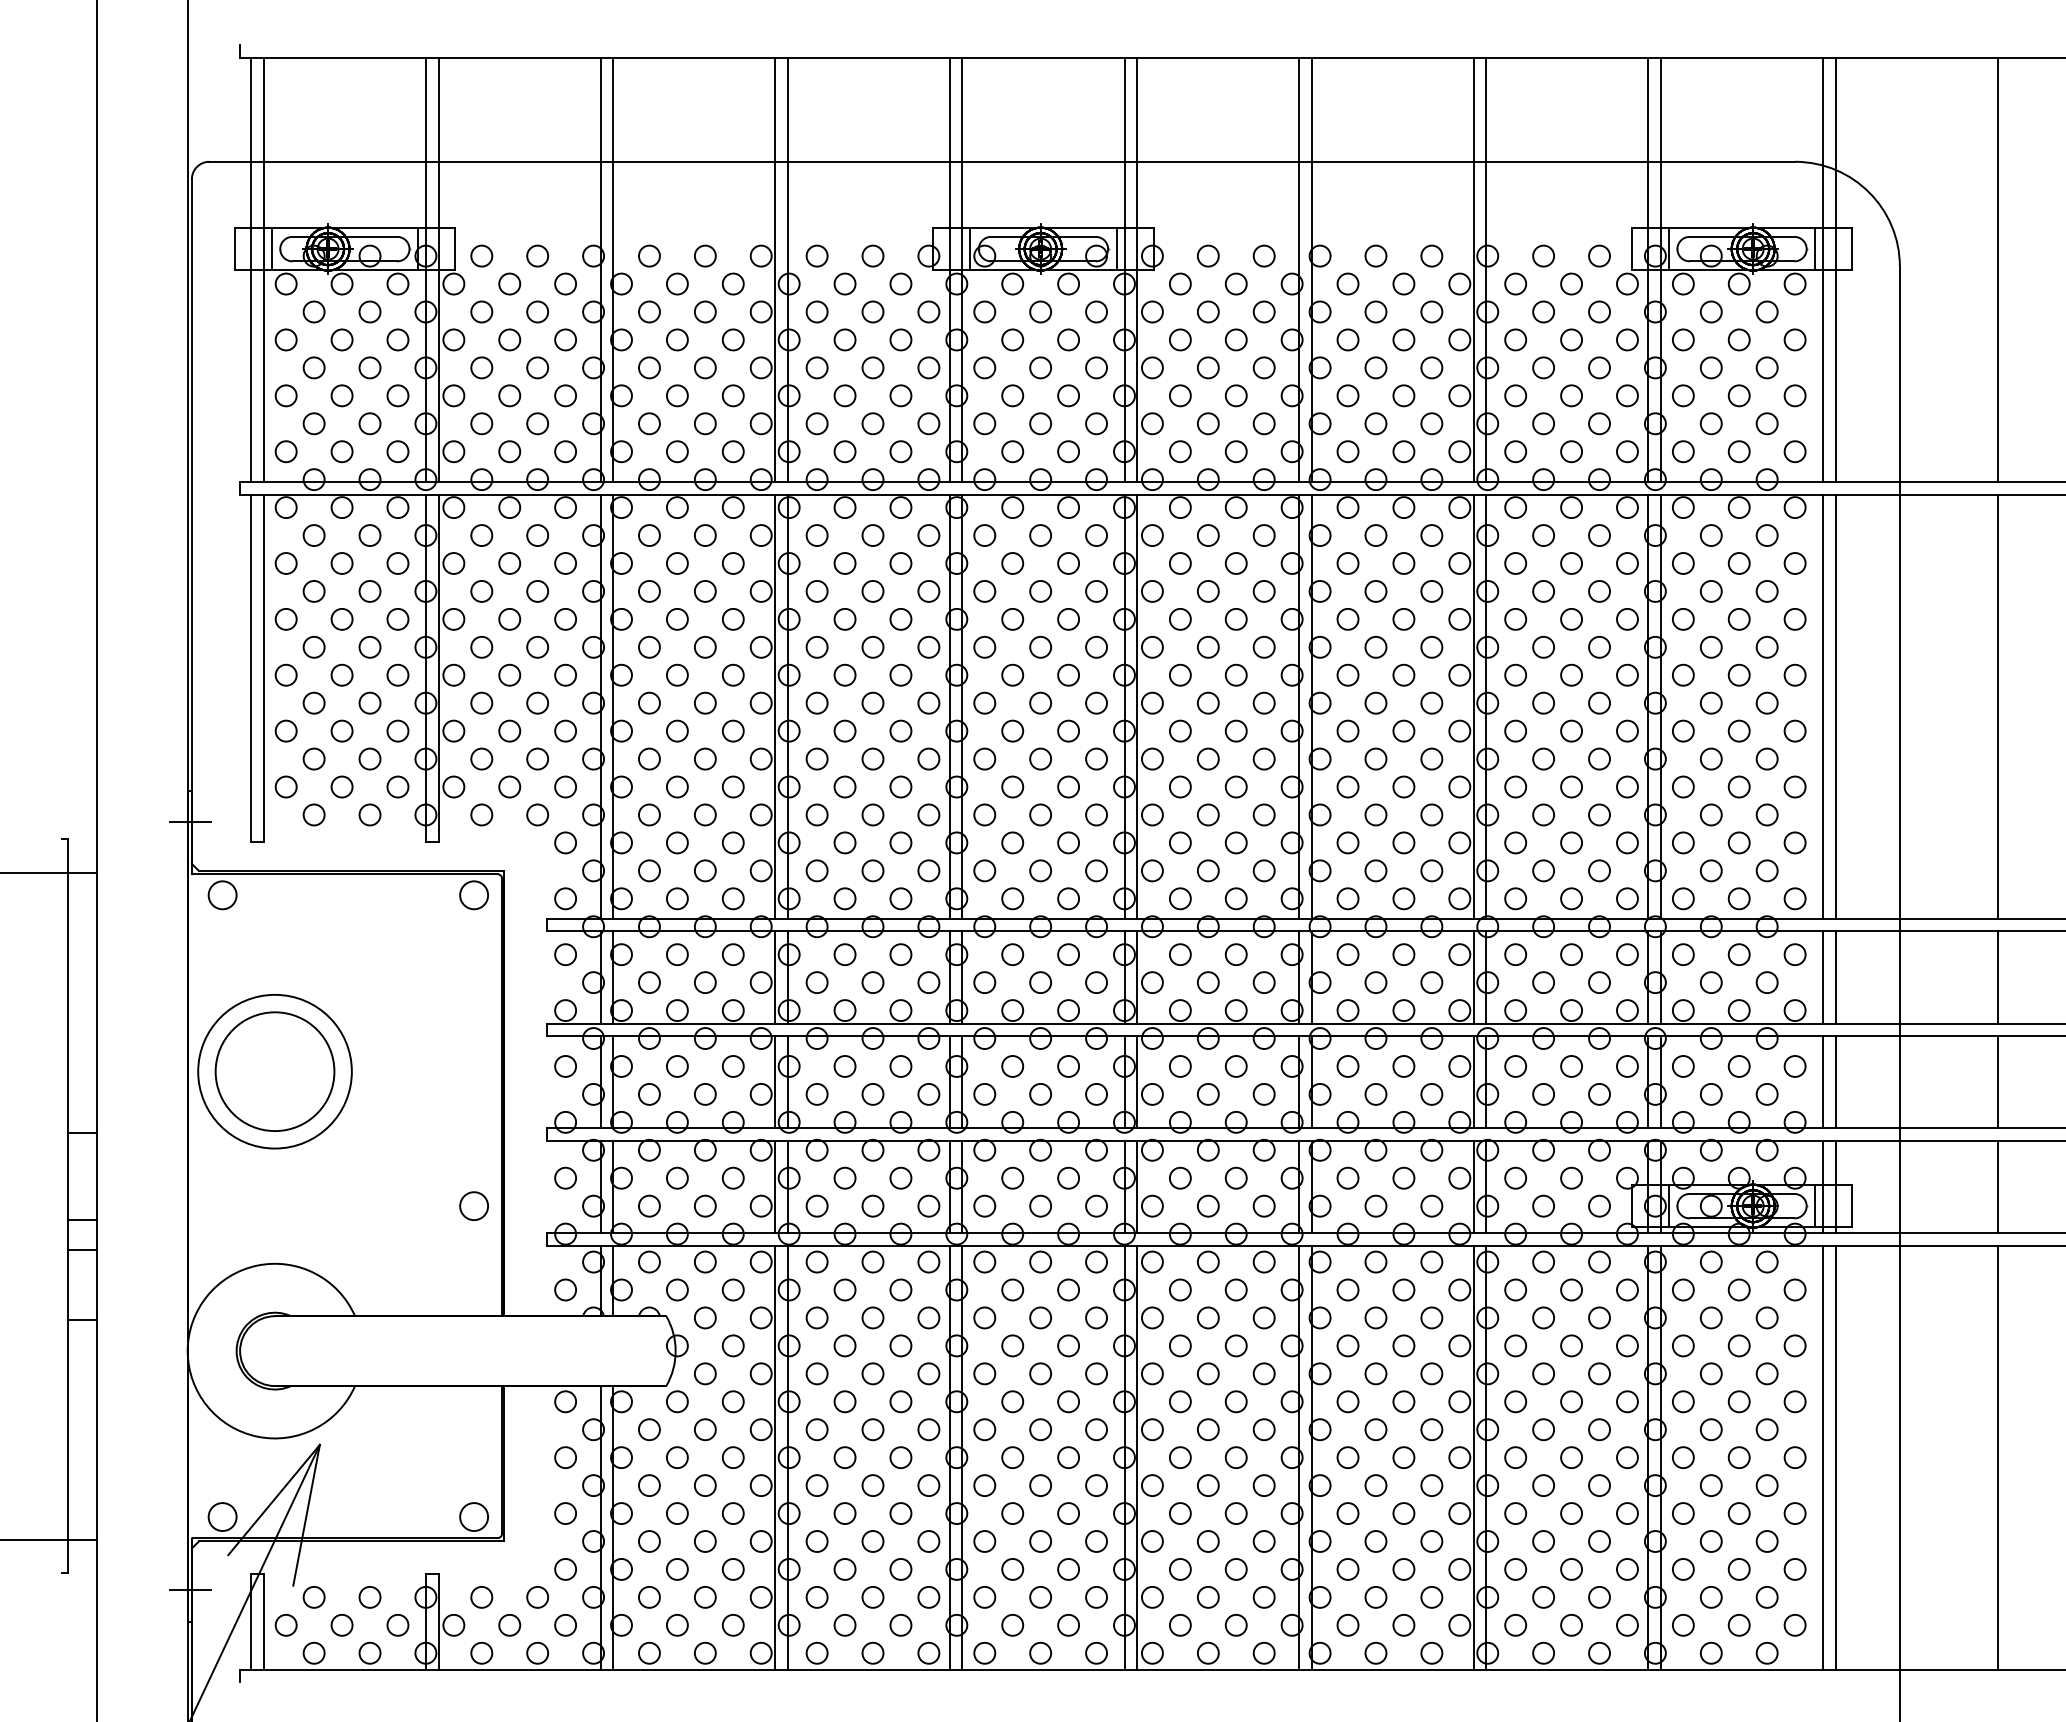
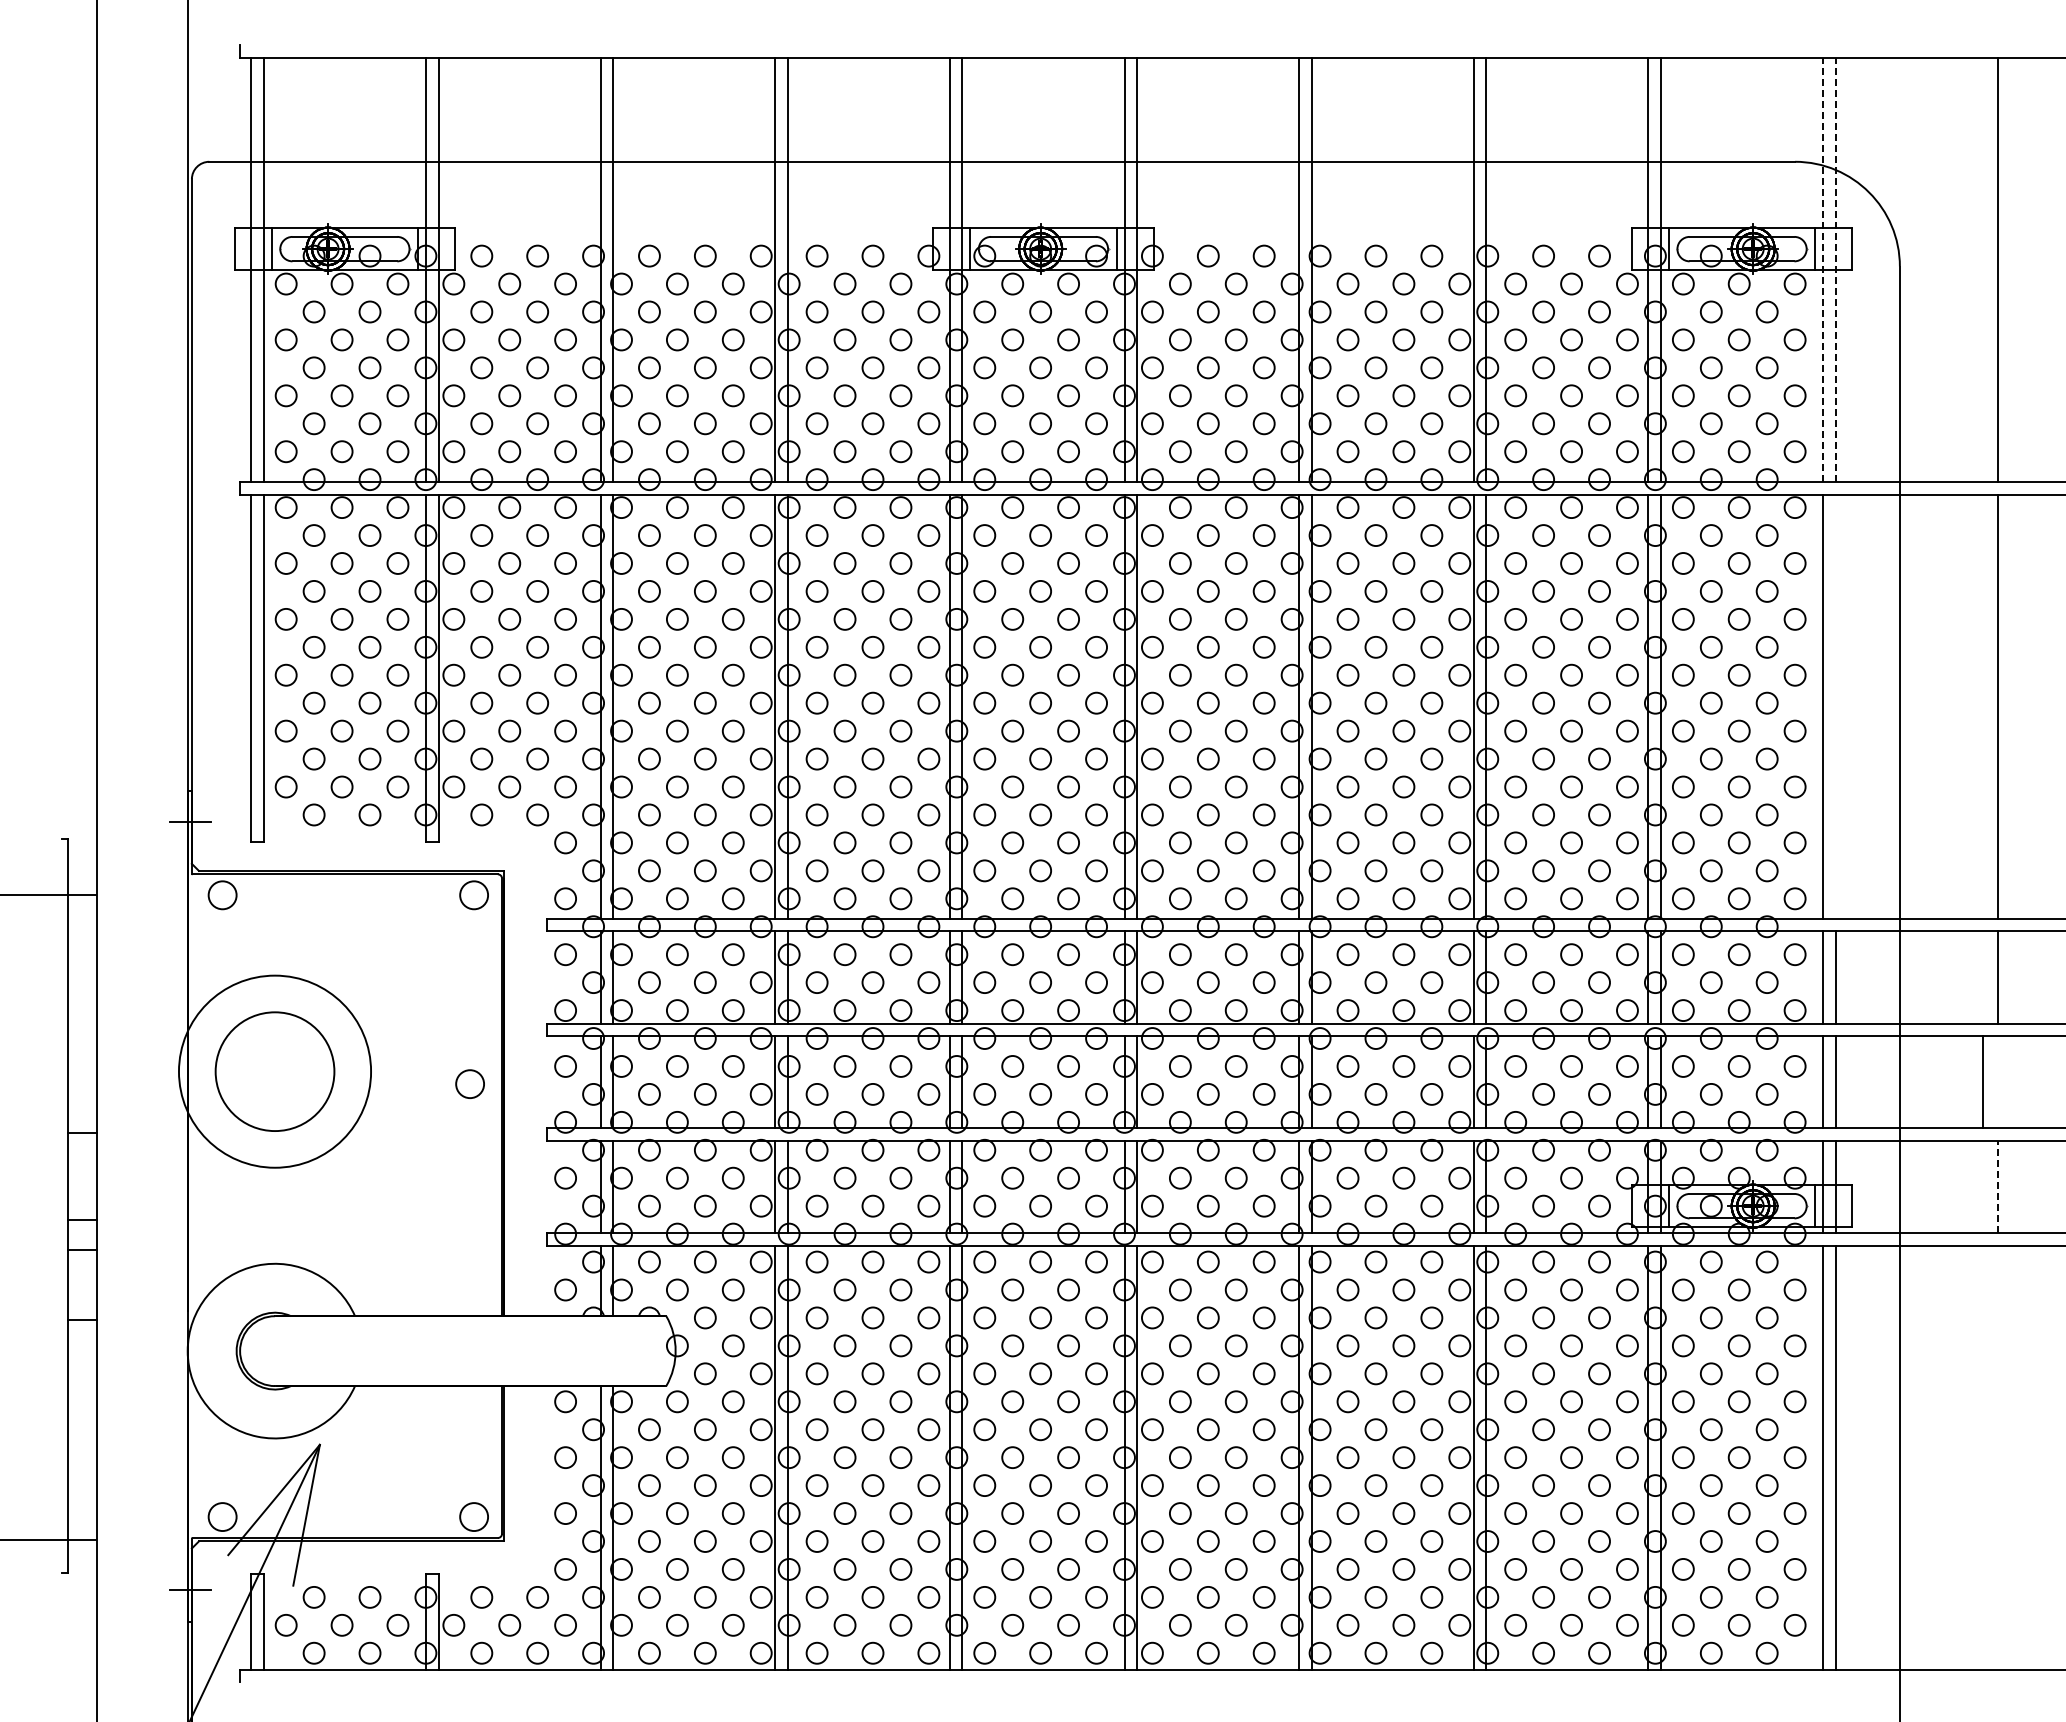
line: solid -> dashed (1823, 269)
line: solid -> dashed (1835, 269)
line: present -> none (1835, 706)
line position: (49, 872) -> (49, 894) (49, 894)
circle diameter: 154 px -> 192 px (274, 1071)
line position: (1997, 1082) -> (1982, 1082) (1982, 1082)
line: solid -> dashed (1997, 1186)
circle position: (473, 1205) -> (469, 1083) (469, 1083)
line: present -> none (1997, 1457)
